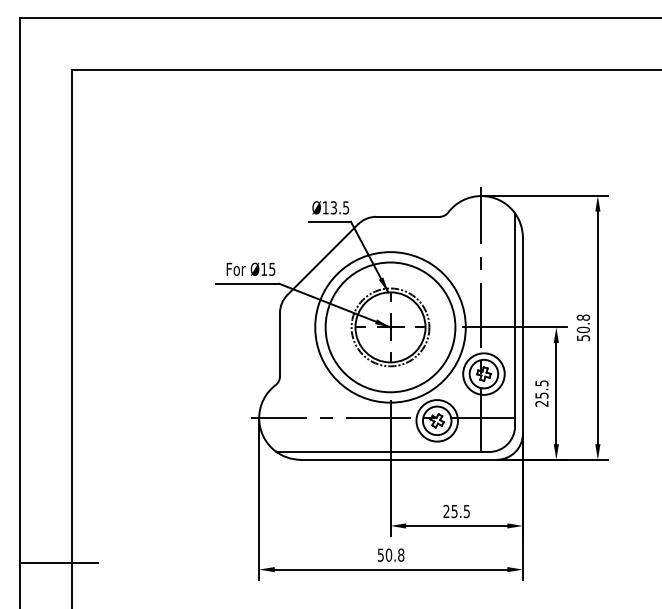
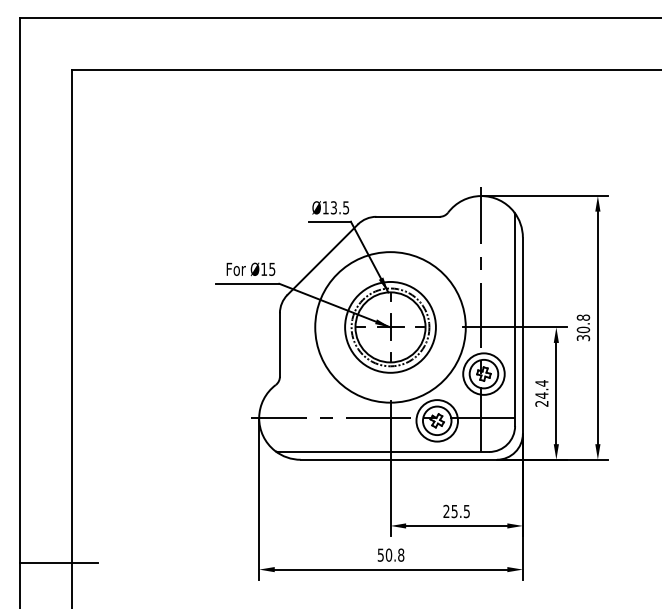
circle diameter: 130 px -> 91 px (390, 326)
text: 50.8 -> 30.8 (582, 337)
text: 25.5 -> 24.4 (541, 389)
